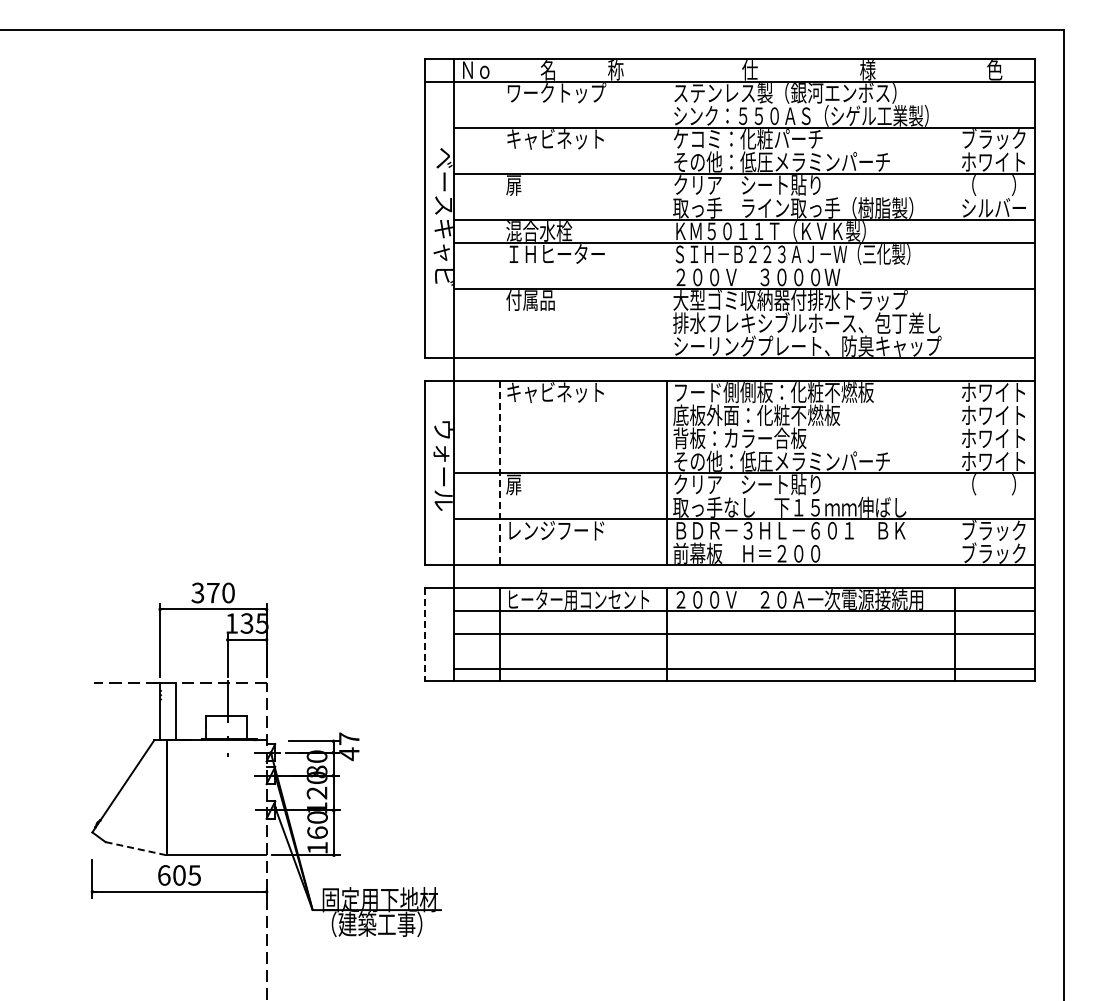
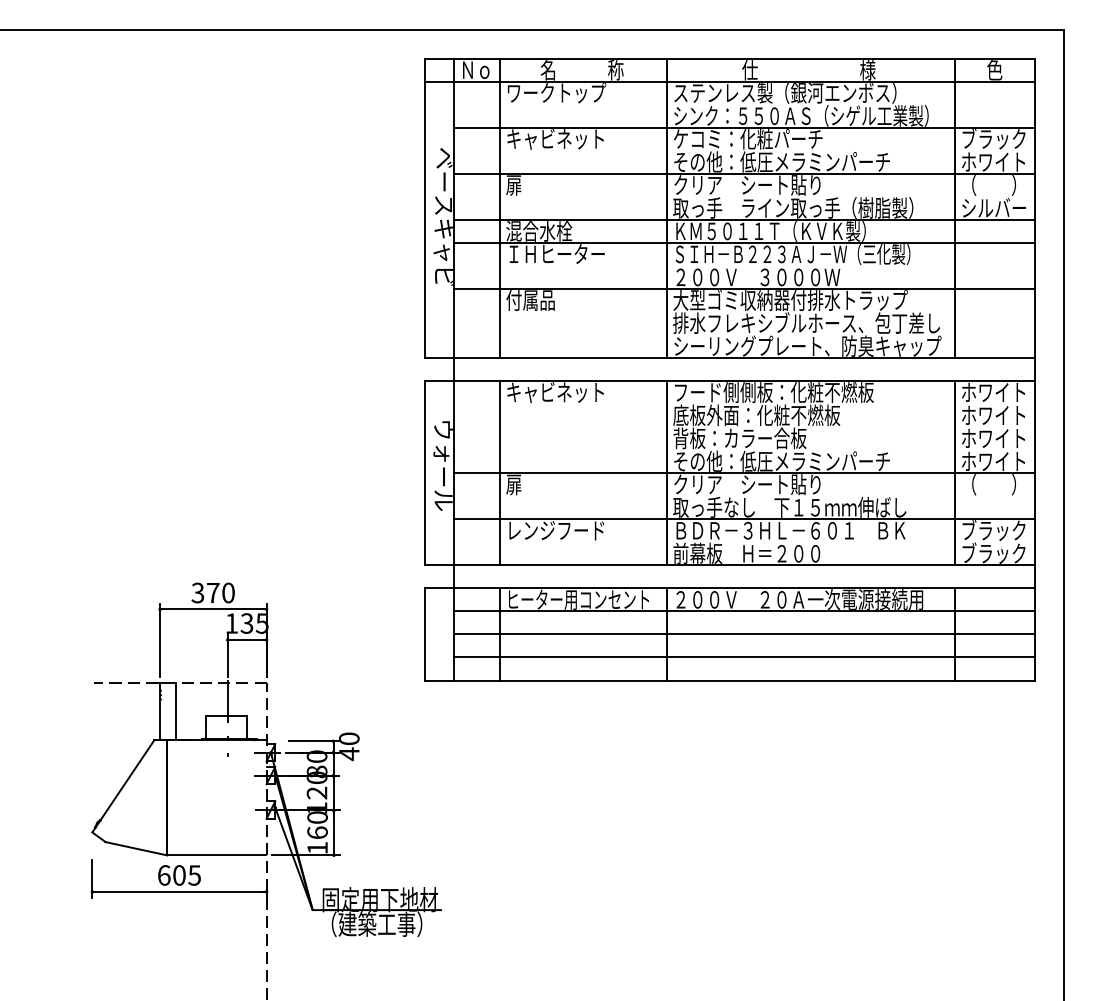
line: none -> present (499, 208)
line: none -> present (666, 208)
line: none -> present (954, 208)
line: dashed -> solid (499, 473)
line: none -> present (954, 473)
line: dashed -> solid (424, 634)
line position: (744, 669) -> (744, 657) (744, 657)
text: 47 -> 40 (349, 738)
line: dashed -> solid (136, 848)
